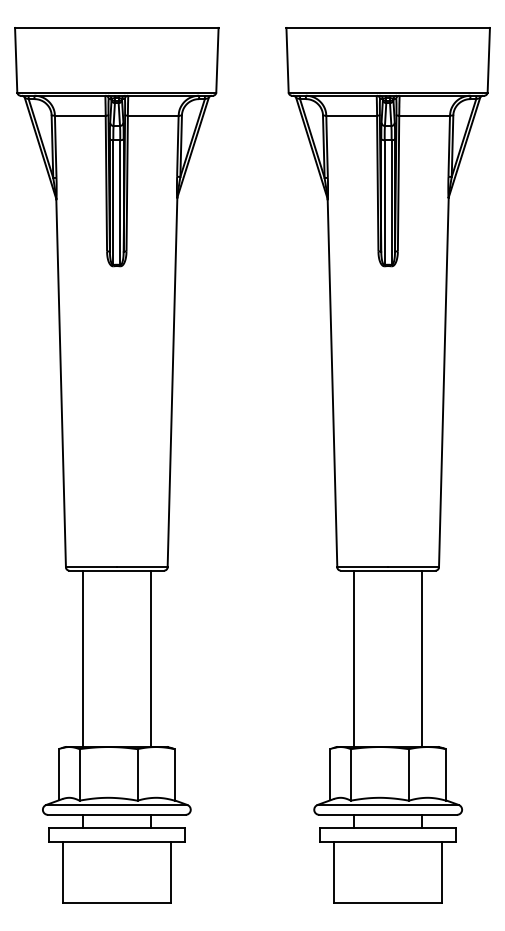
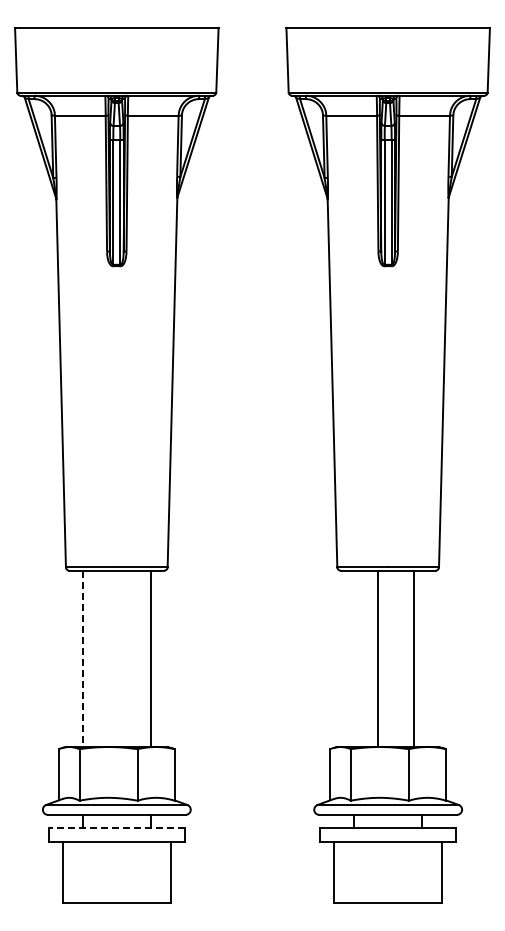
line position: (354, 658) -> (378, 658) (378, 658)
line position: (422, 658) -> (414, 658) (414, 658)
line: solid -> dashed (82, 659)
line: solid -> dashed (116, 828)
